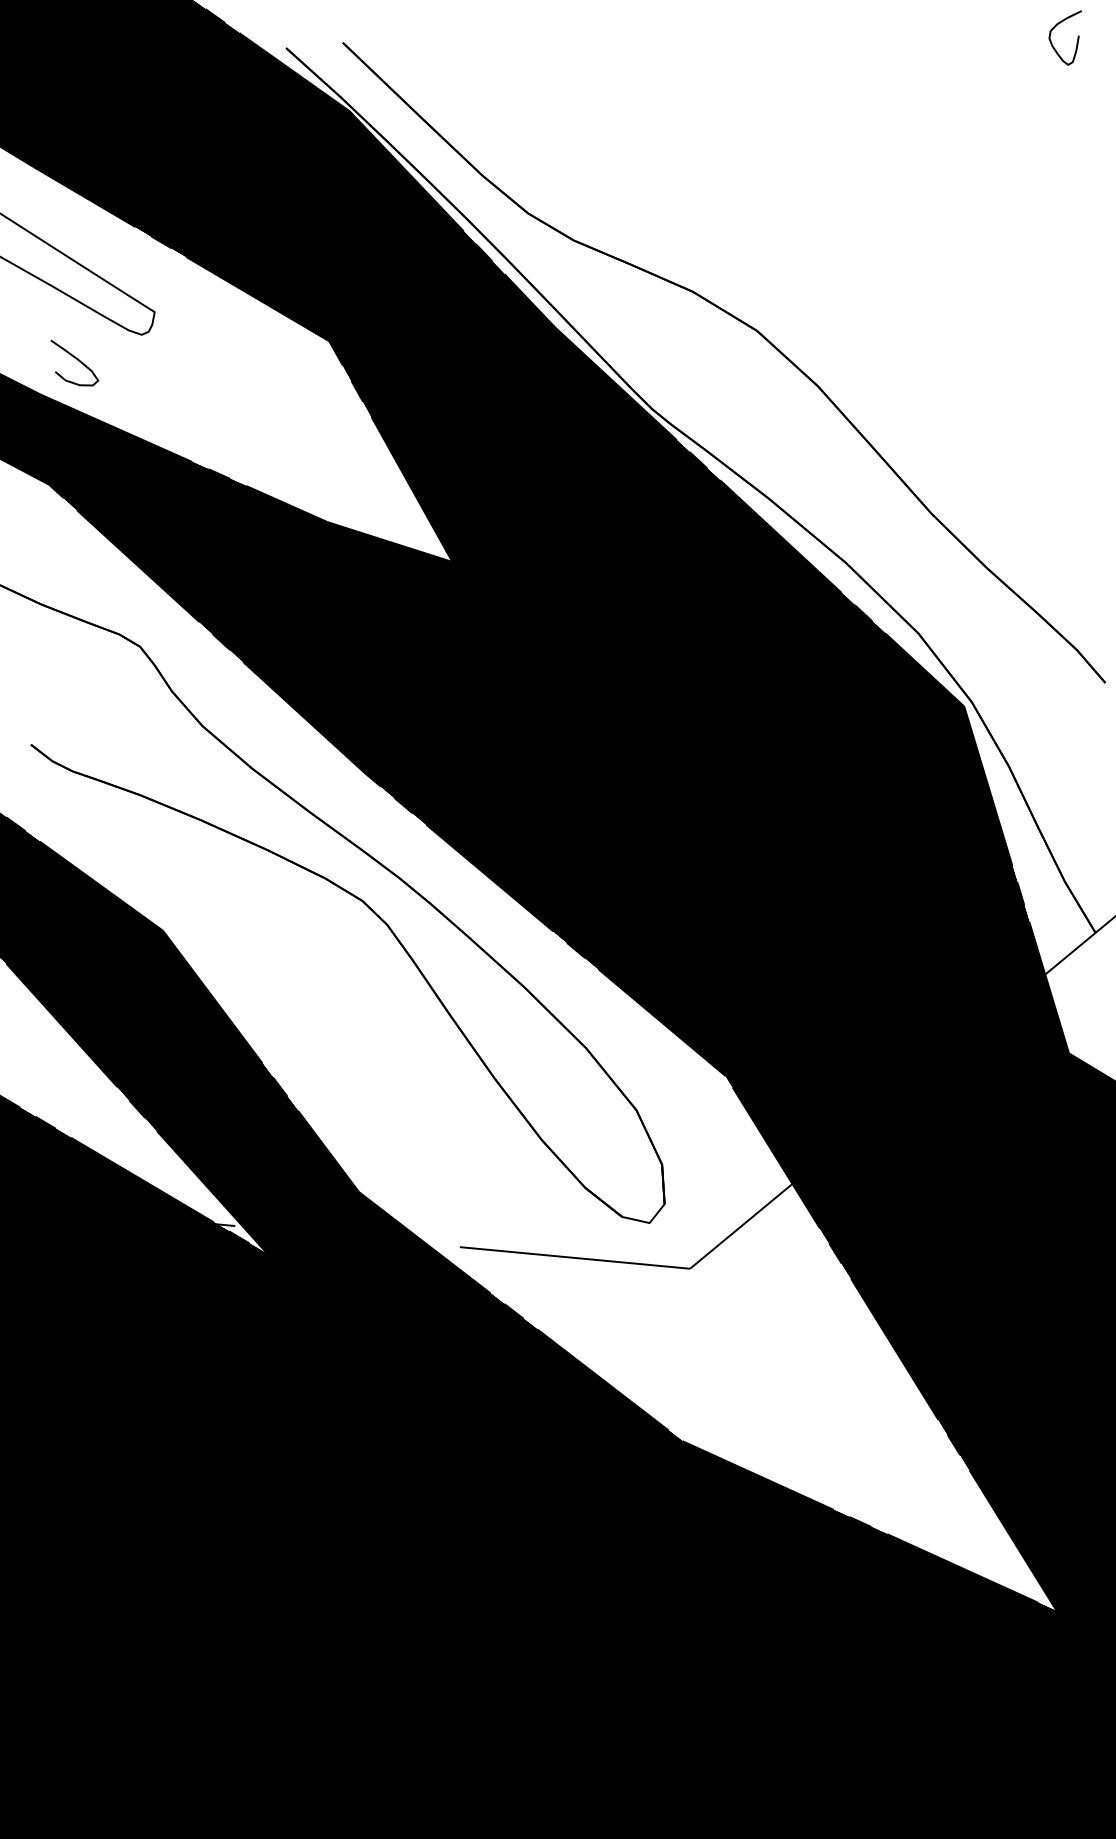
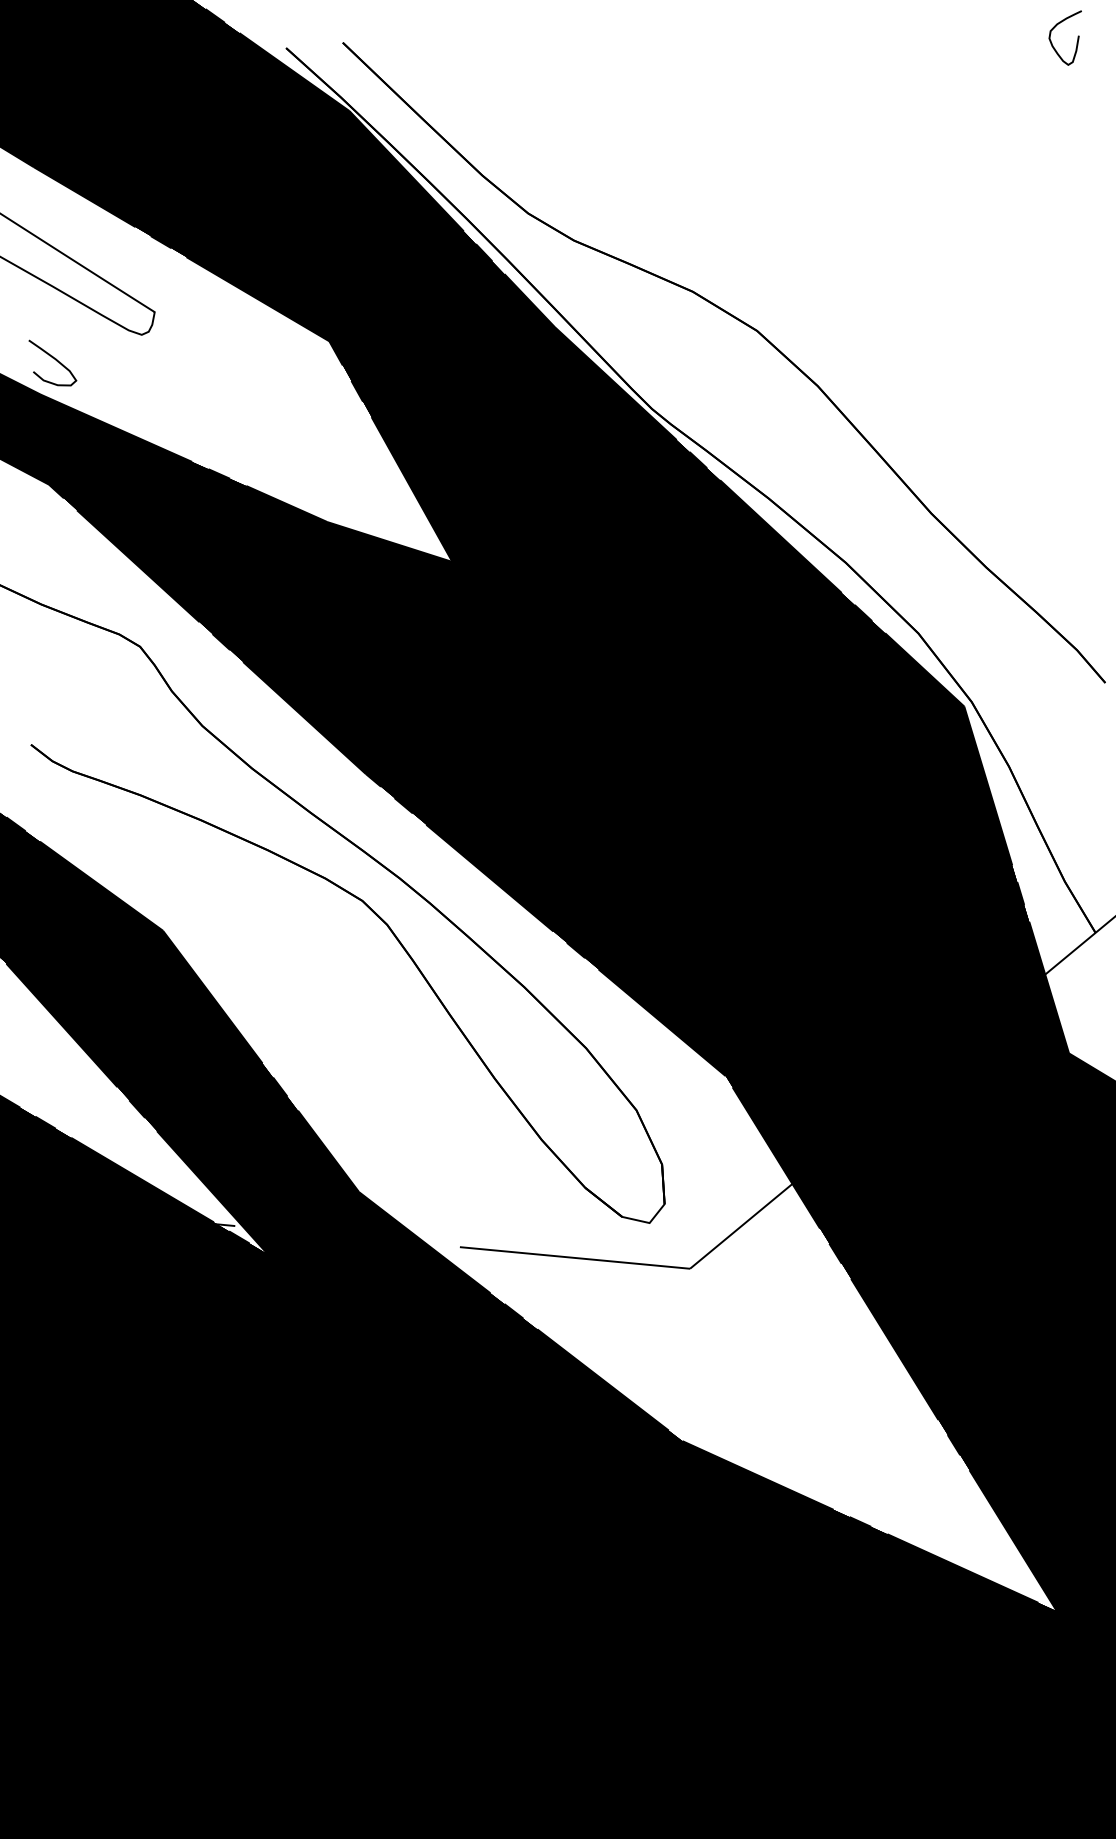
curve position: (76, 359) -> (54, 359) (54, 359)
